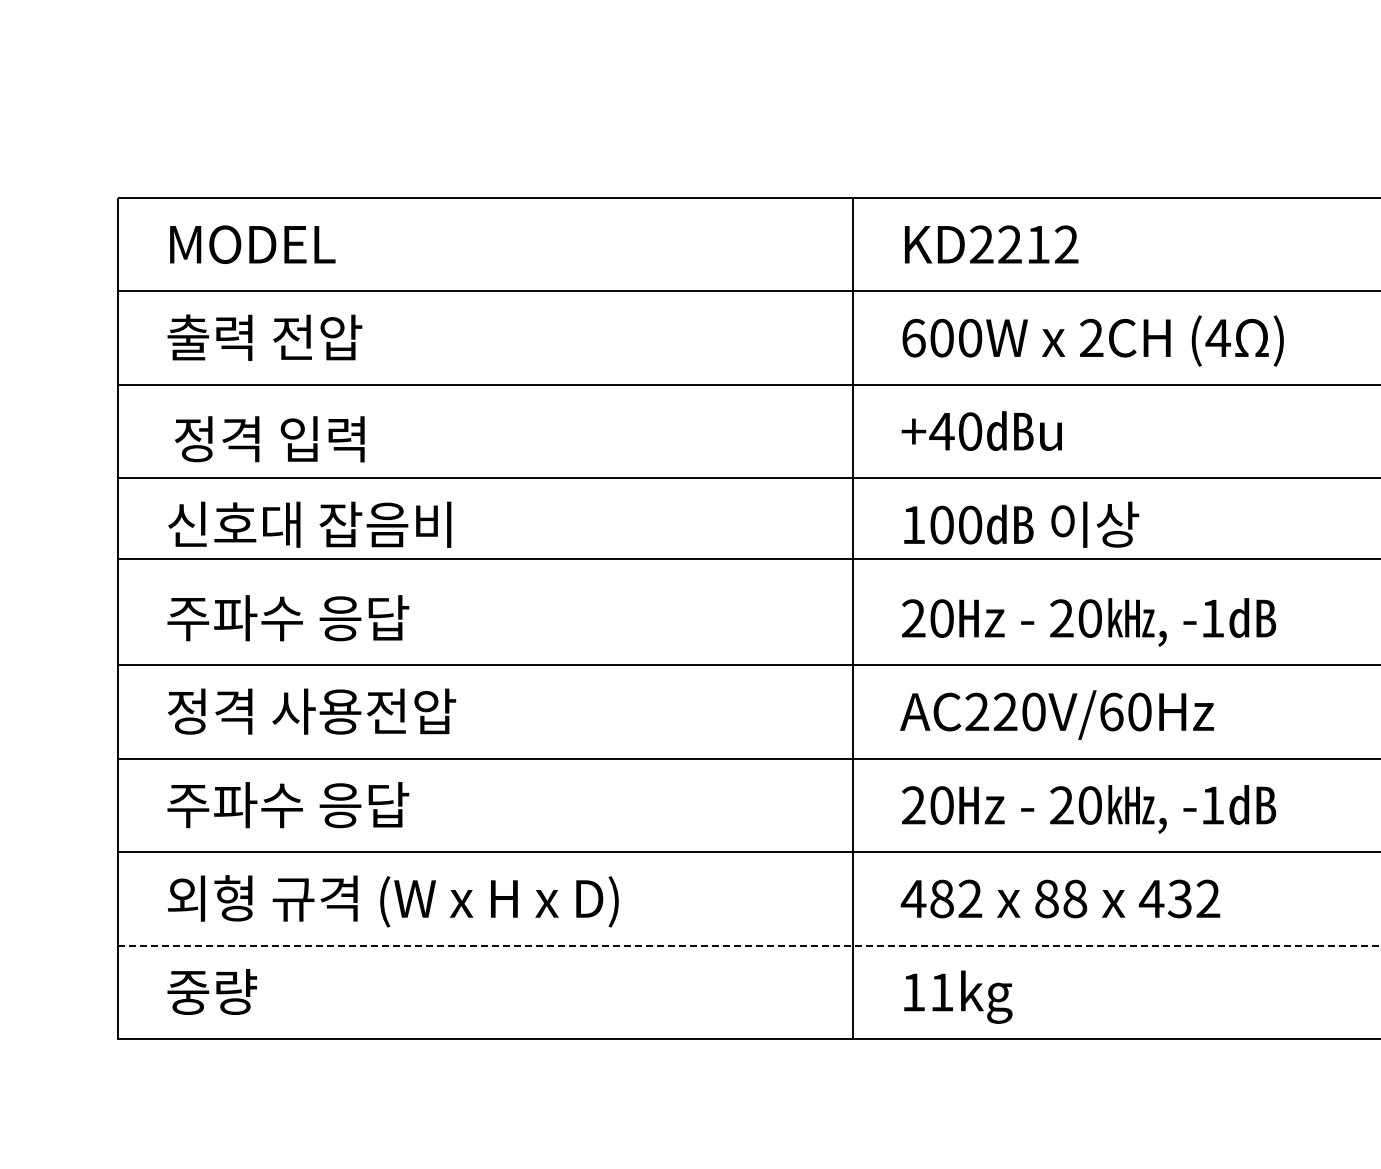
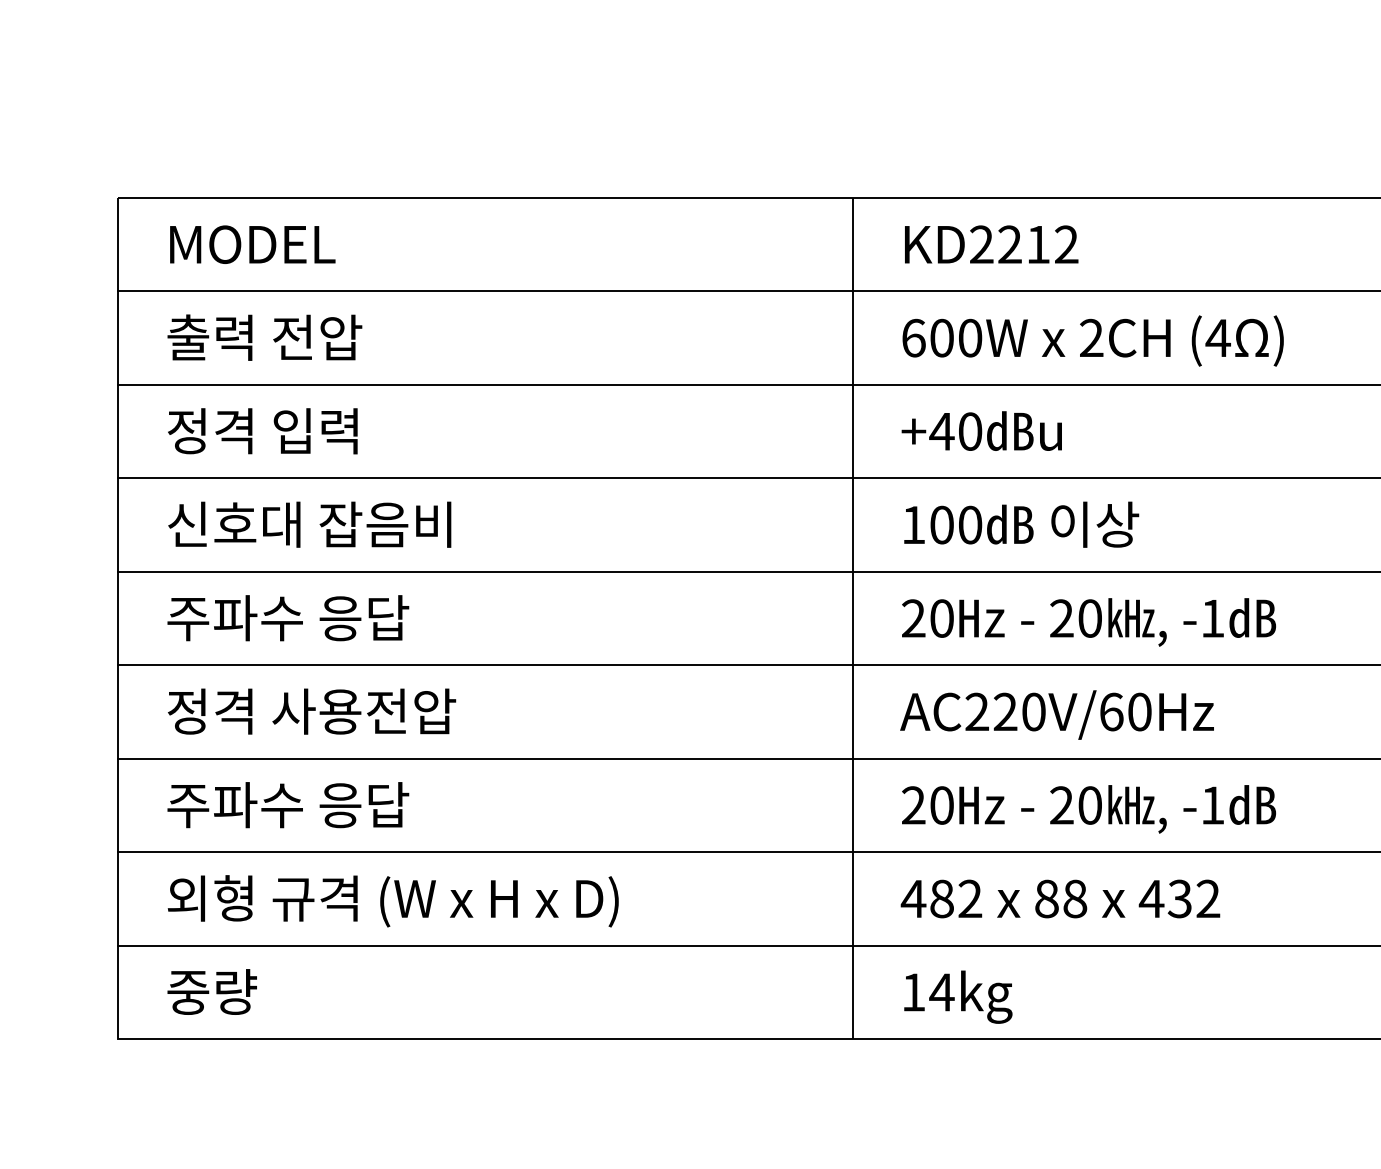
text position: (269, 439) -> (262, 431) (262, 431)
line position: (747, 558) -> (747, 571) (747, 571)
line: dashed -> solid (750, 945)
text: 11kg -> 14kg (941, 992)
